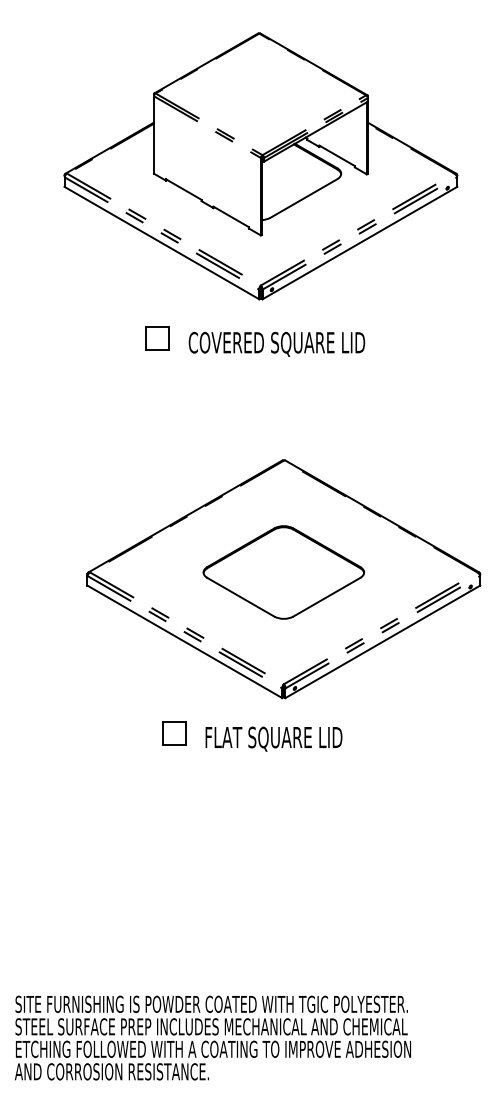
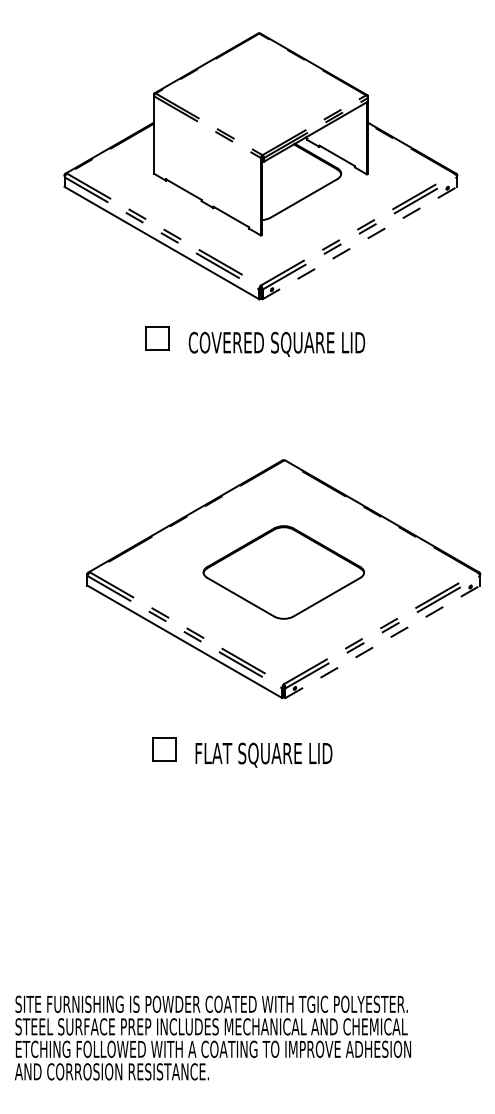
line: solid -> dashed (360, 242)
line: solid -> dashed (383, 641)
part position: (252, 736) -> (242, 752) (242, 752)
